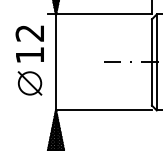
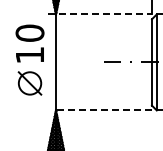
line: solid -> dashed (100, 14)
text: 12 -> 10 (29, 32)
line: solid -> dashed (104, 110)
